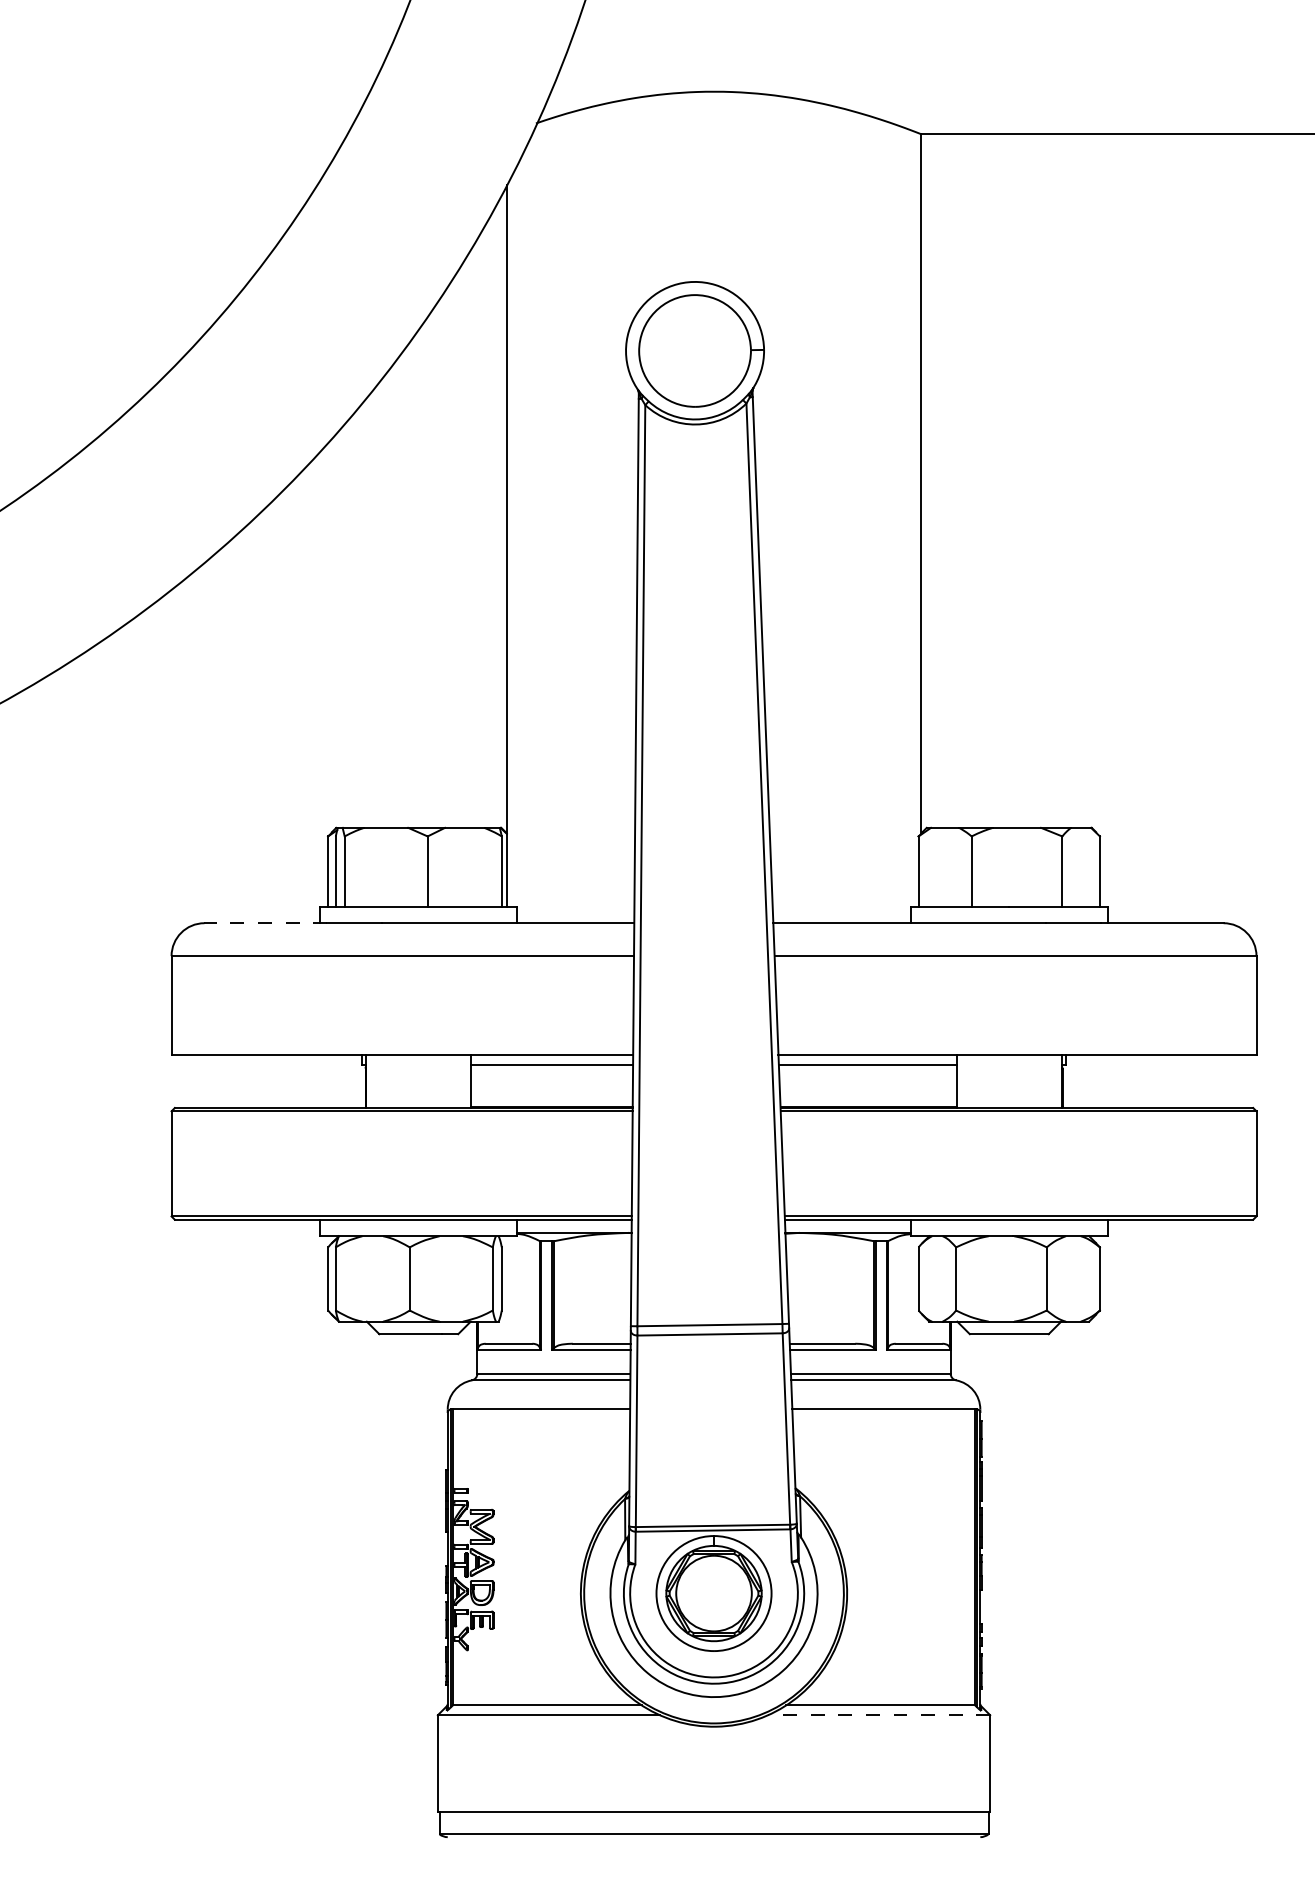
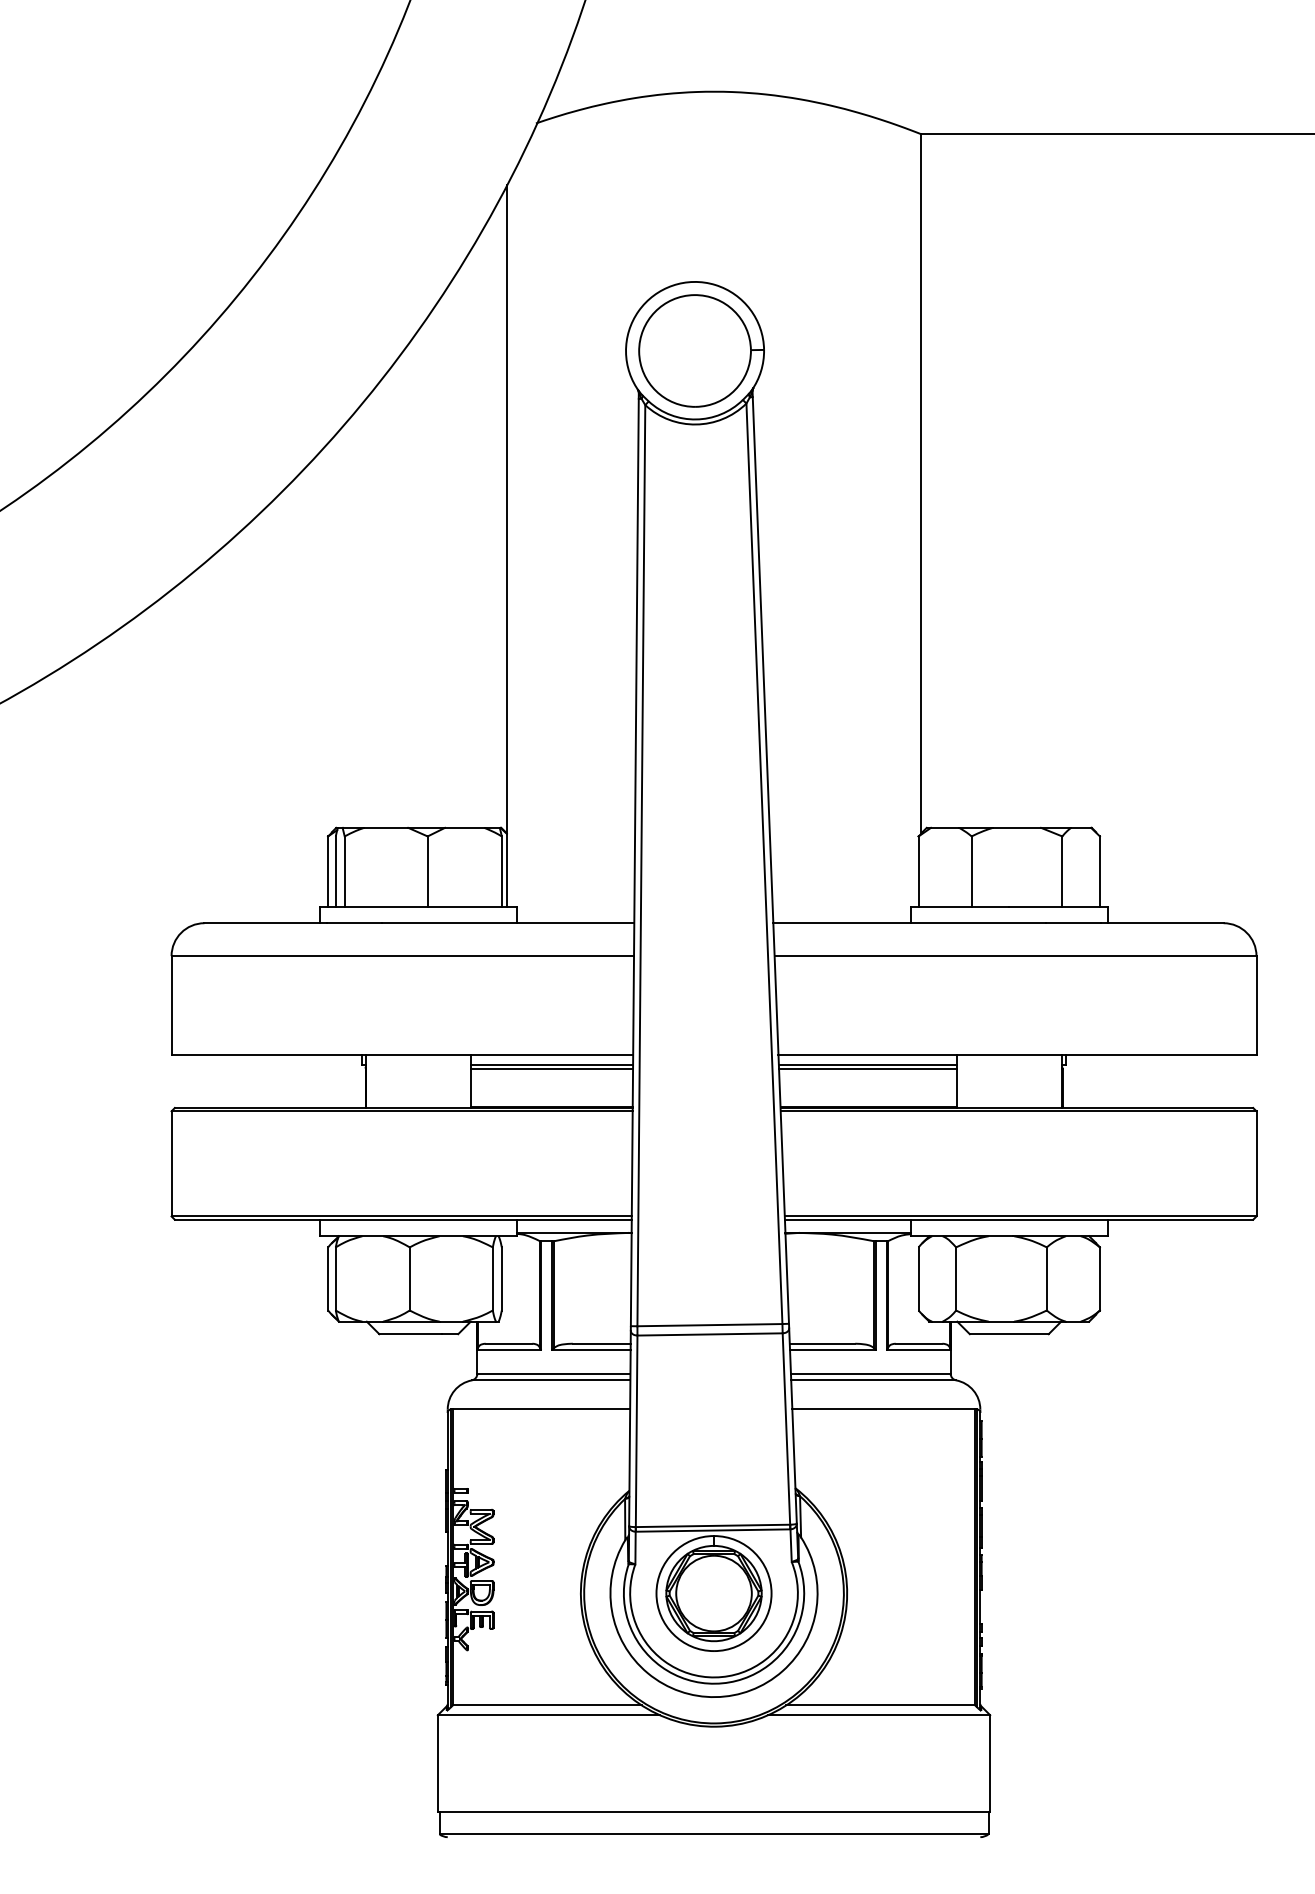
line: dashed -> solid (265, 923)
line: none -> present (552, 1068)
line: none -> present (867, 1068)
line: dashed -> solid (878, 1715)
